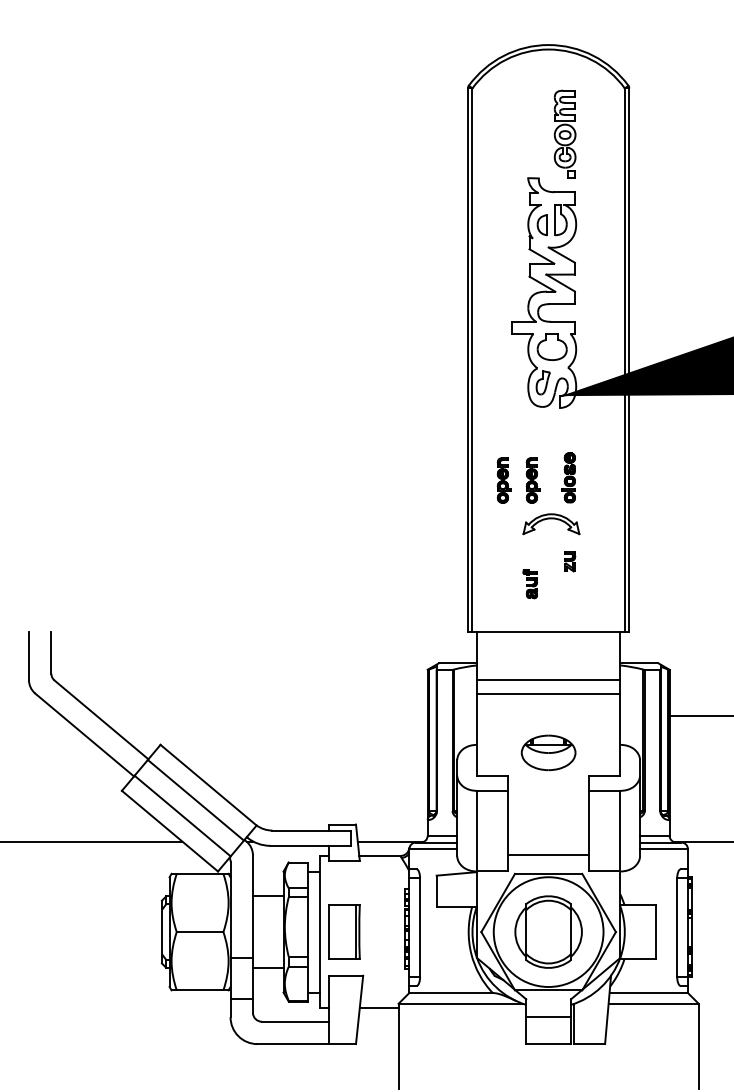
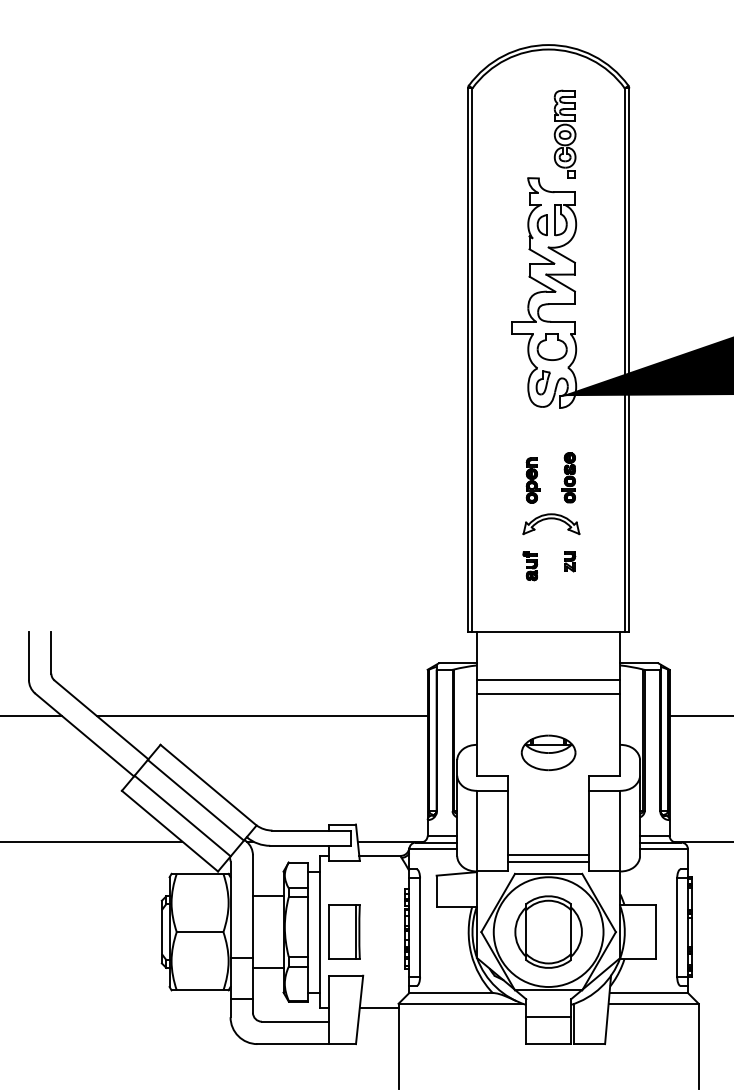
part: present -> none (503, 480)
part position: (530, 584) -> (530, 566) (530, 566)
line: none -> present (32, 716)
line: none -> present (262, 716)
line: none -> present (548, 861)
